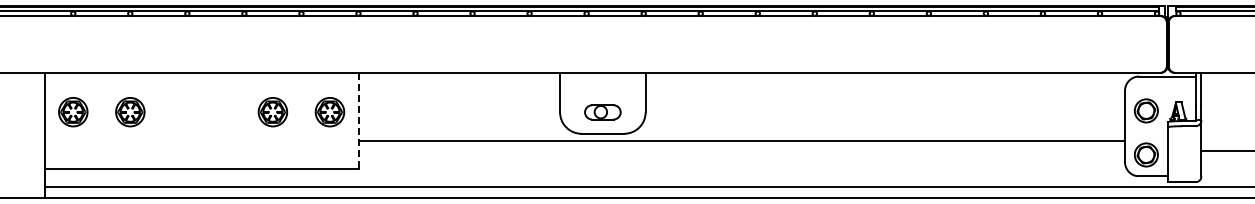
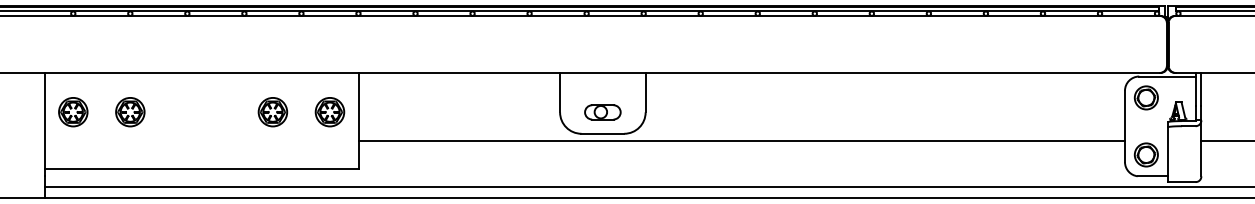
part position: (1145, 110) -> (1145, 97) (1145, 97)
line: dashed -> solid (358, 121)
line position: (1226, 150) -> (1226, 140) (1226, 140)
